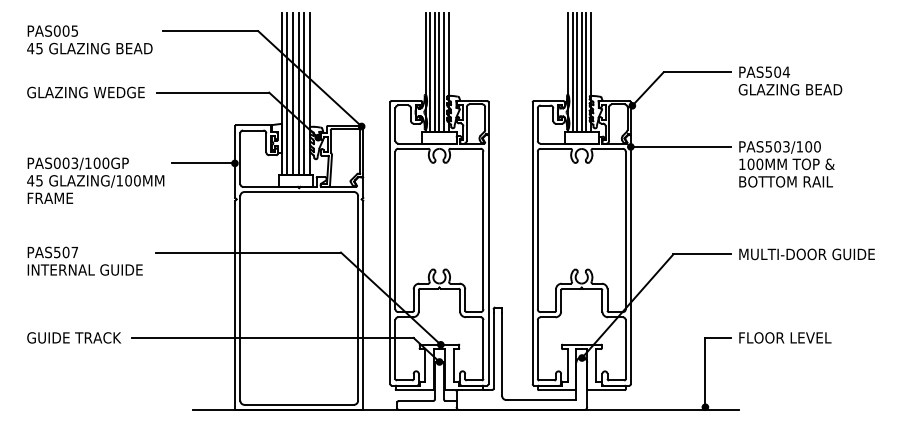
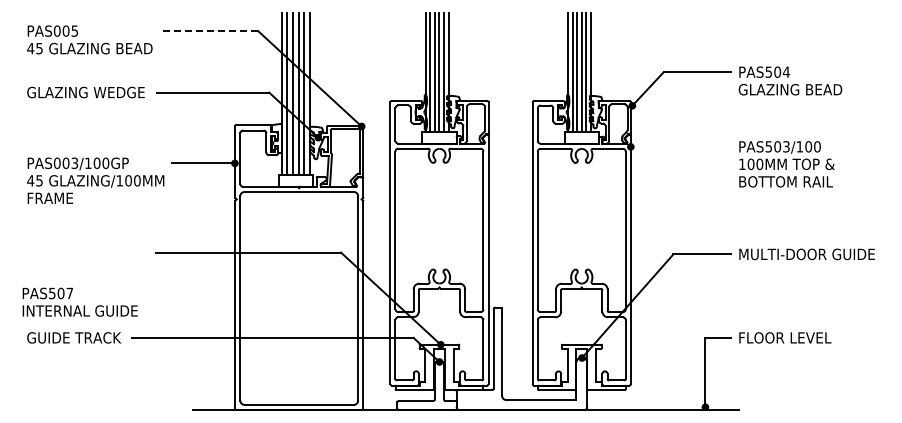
line: solid -> dashed (210, 31)
line: present -> none (680, 146)
text position: (84, 260) -> (79, 301) (79, 301)
